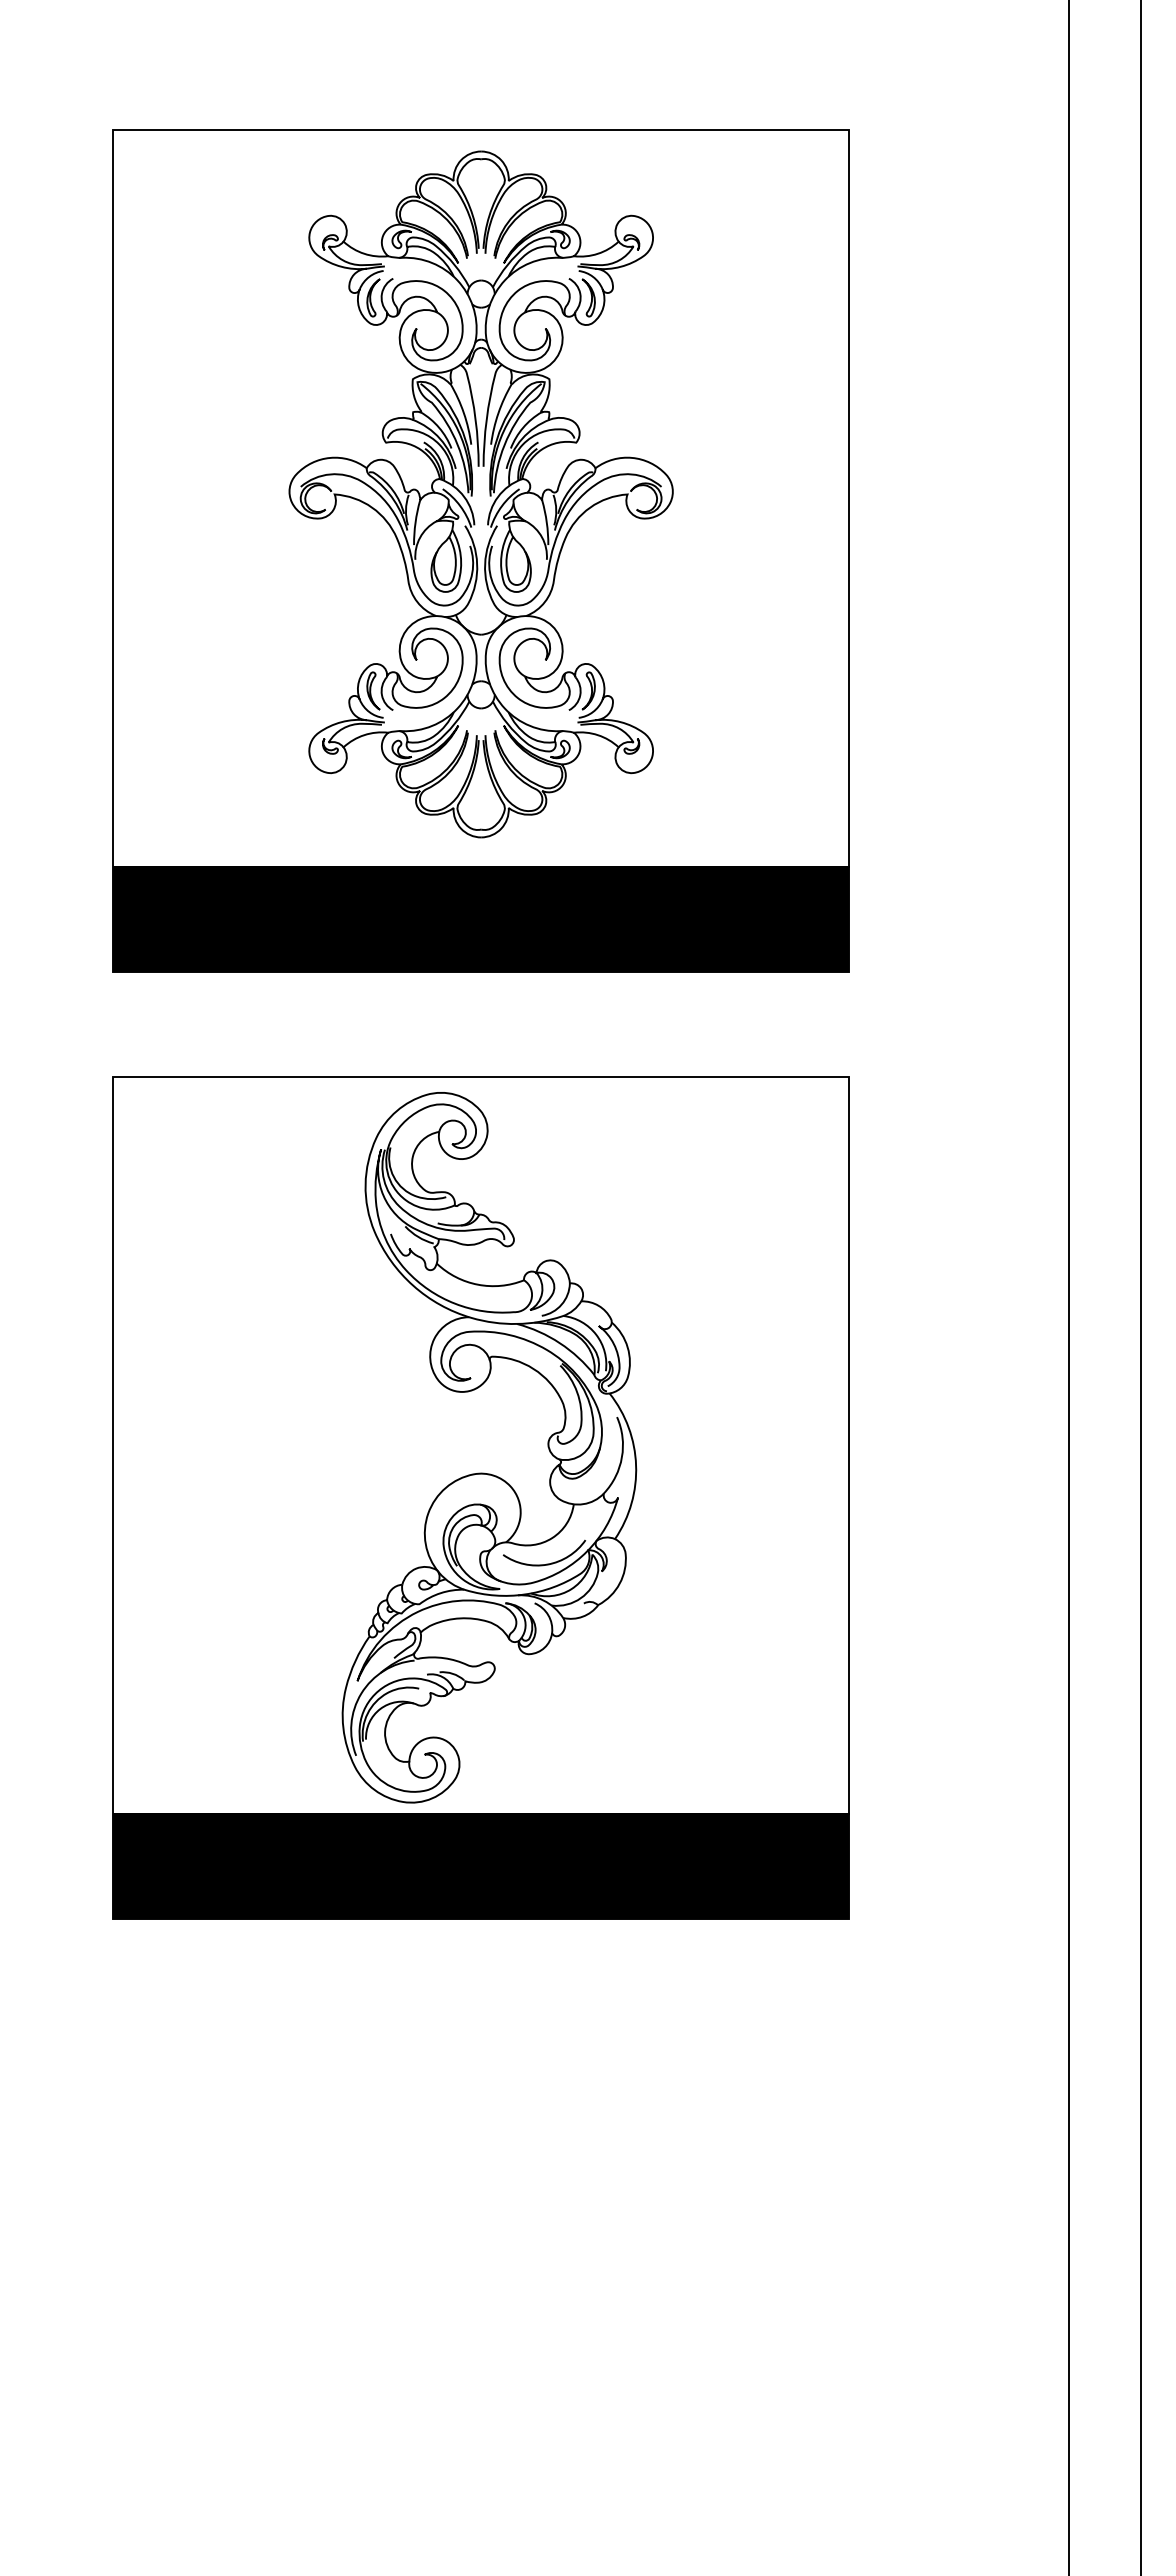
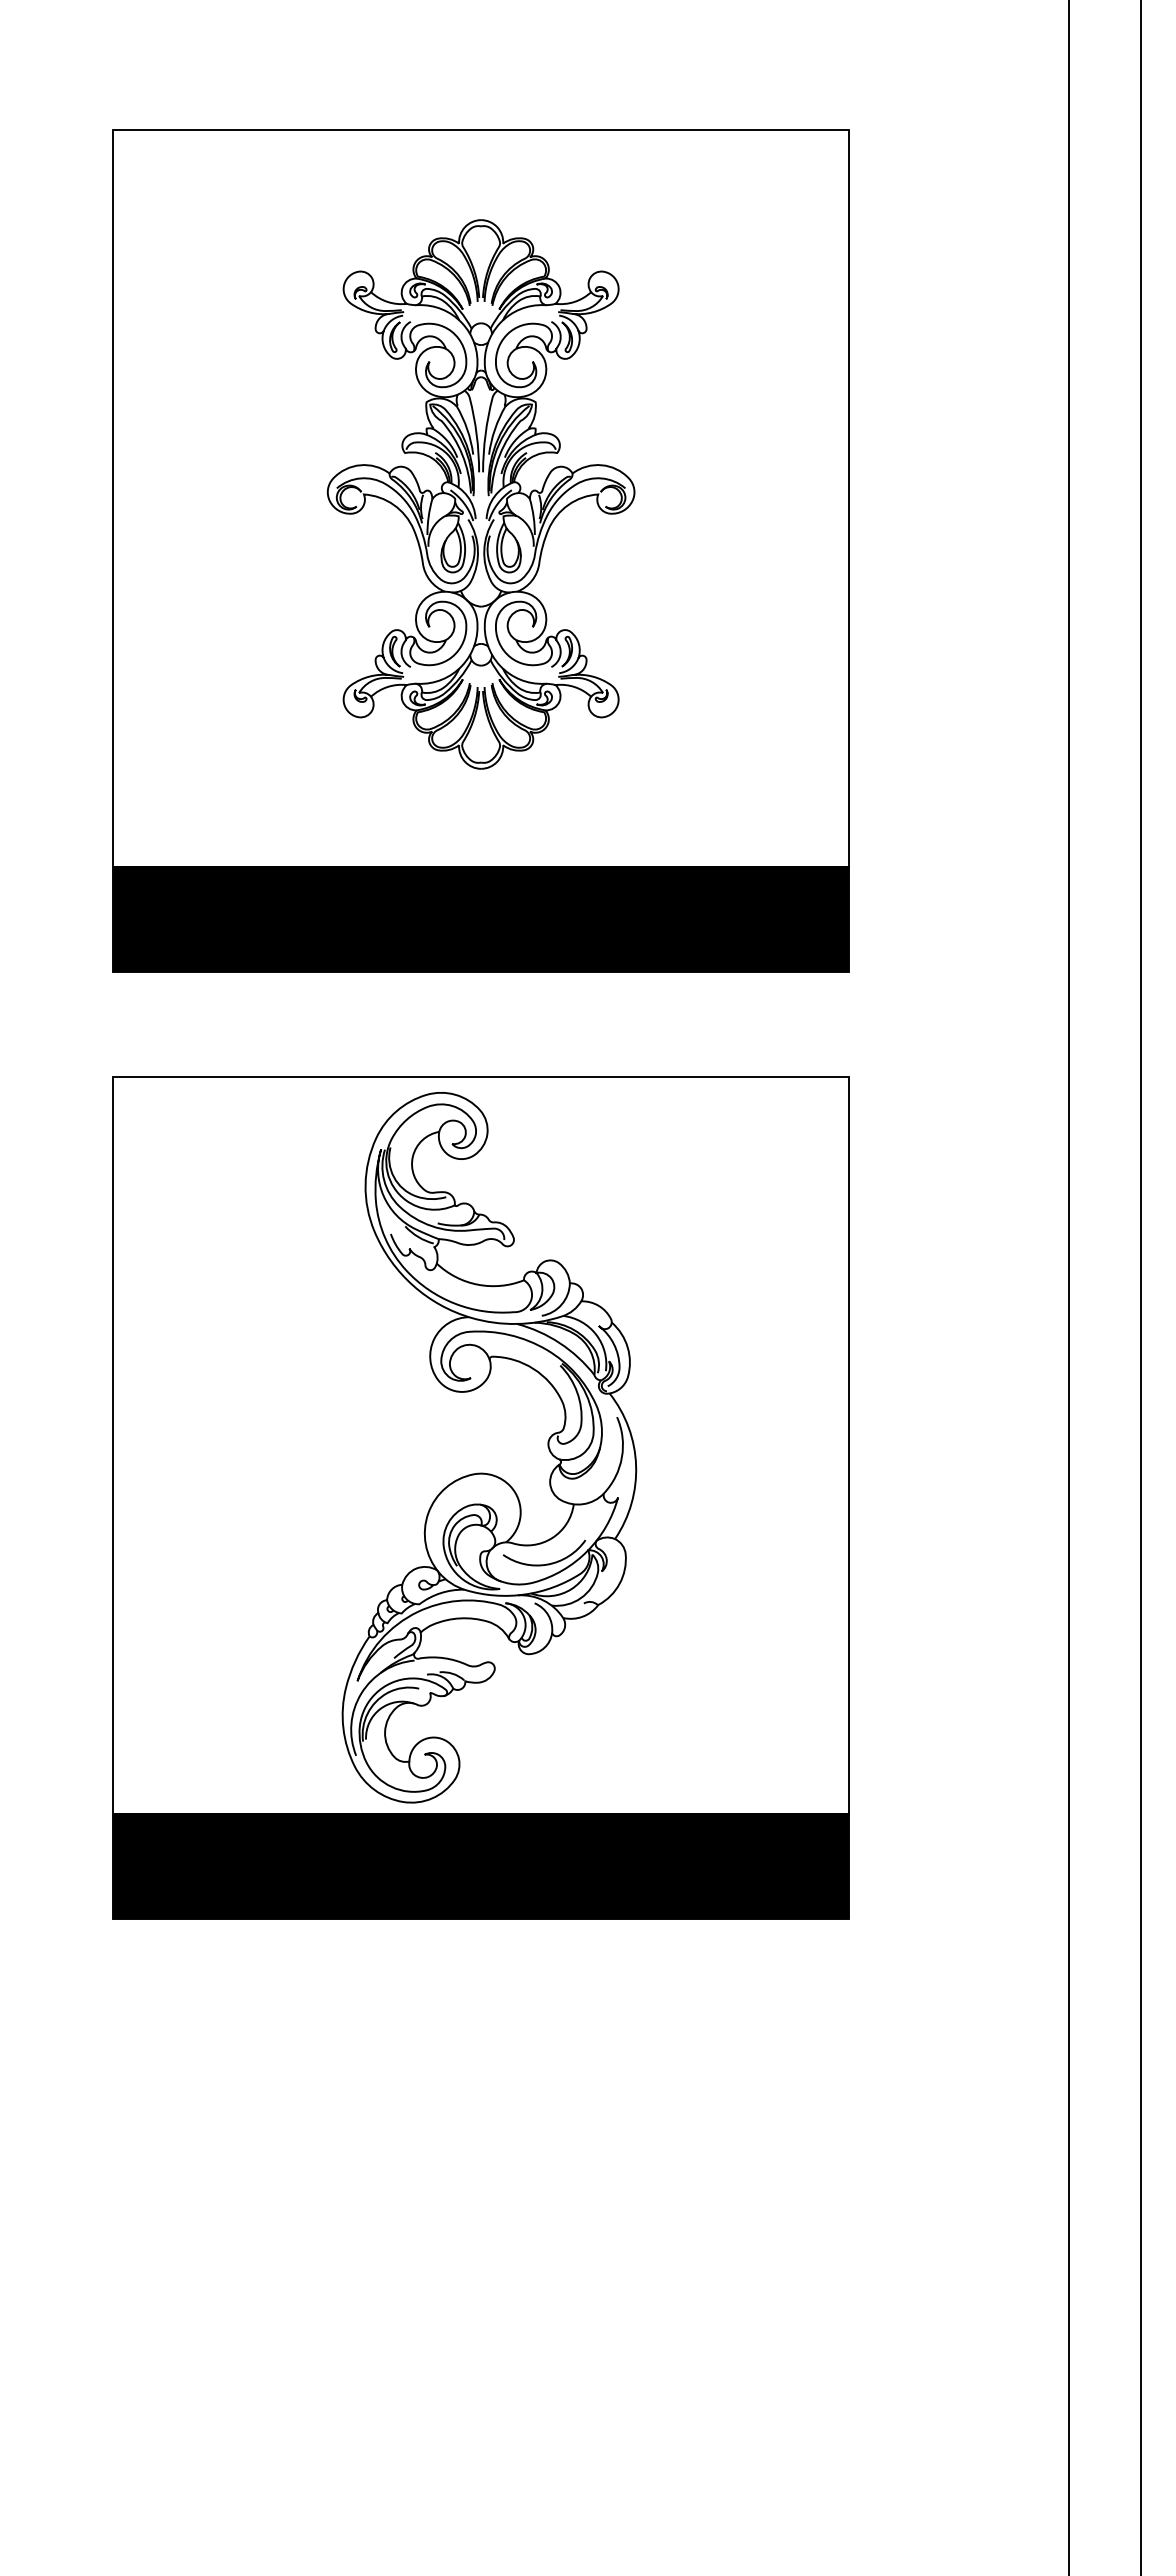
part size: 386x689 px -> 309x551 px (481, 494)
